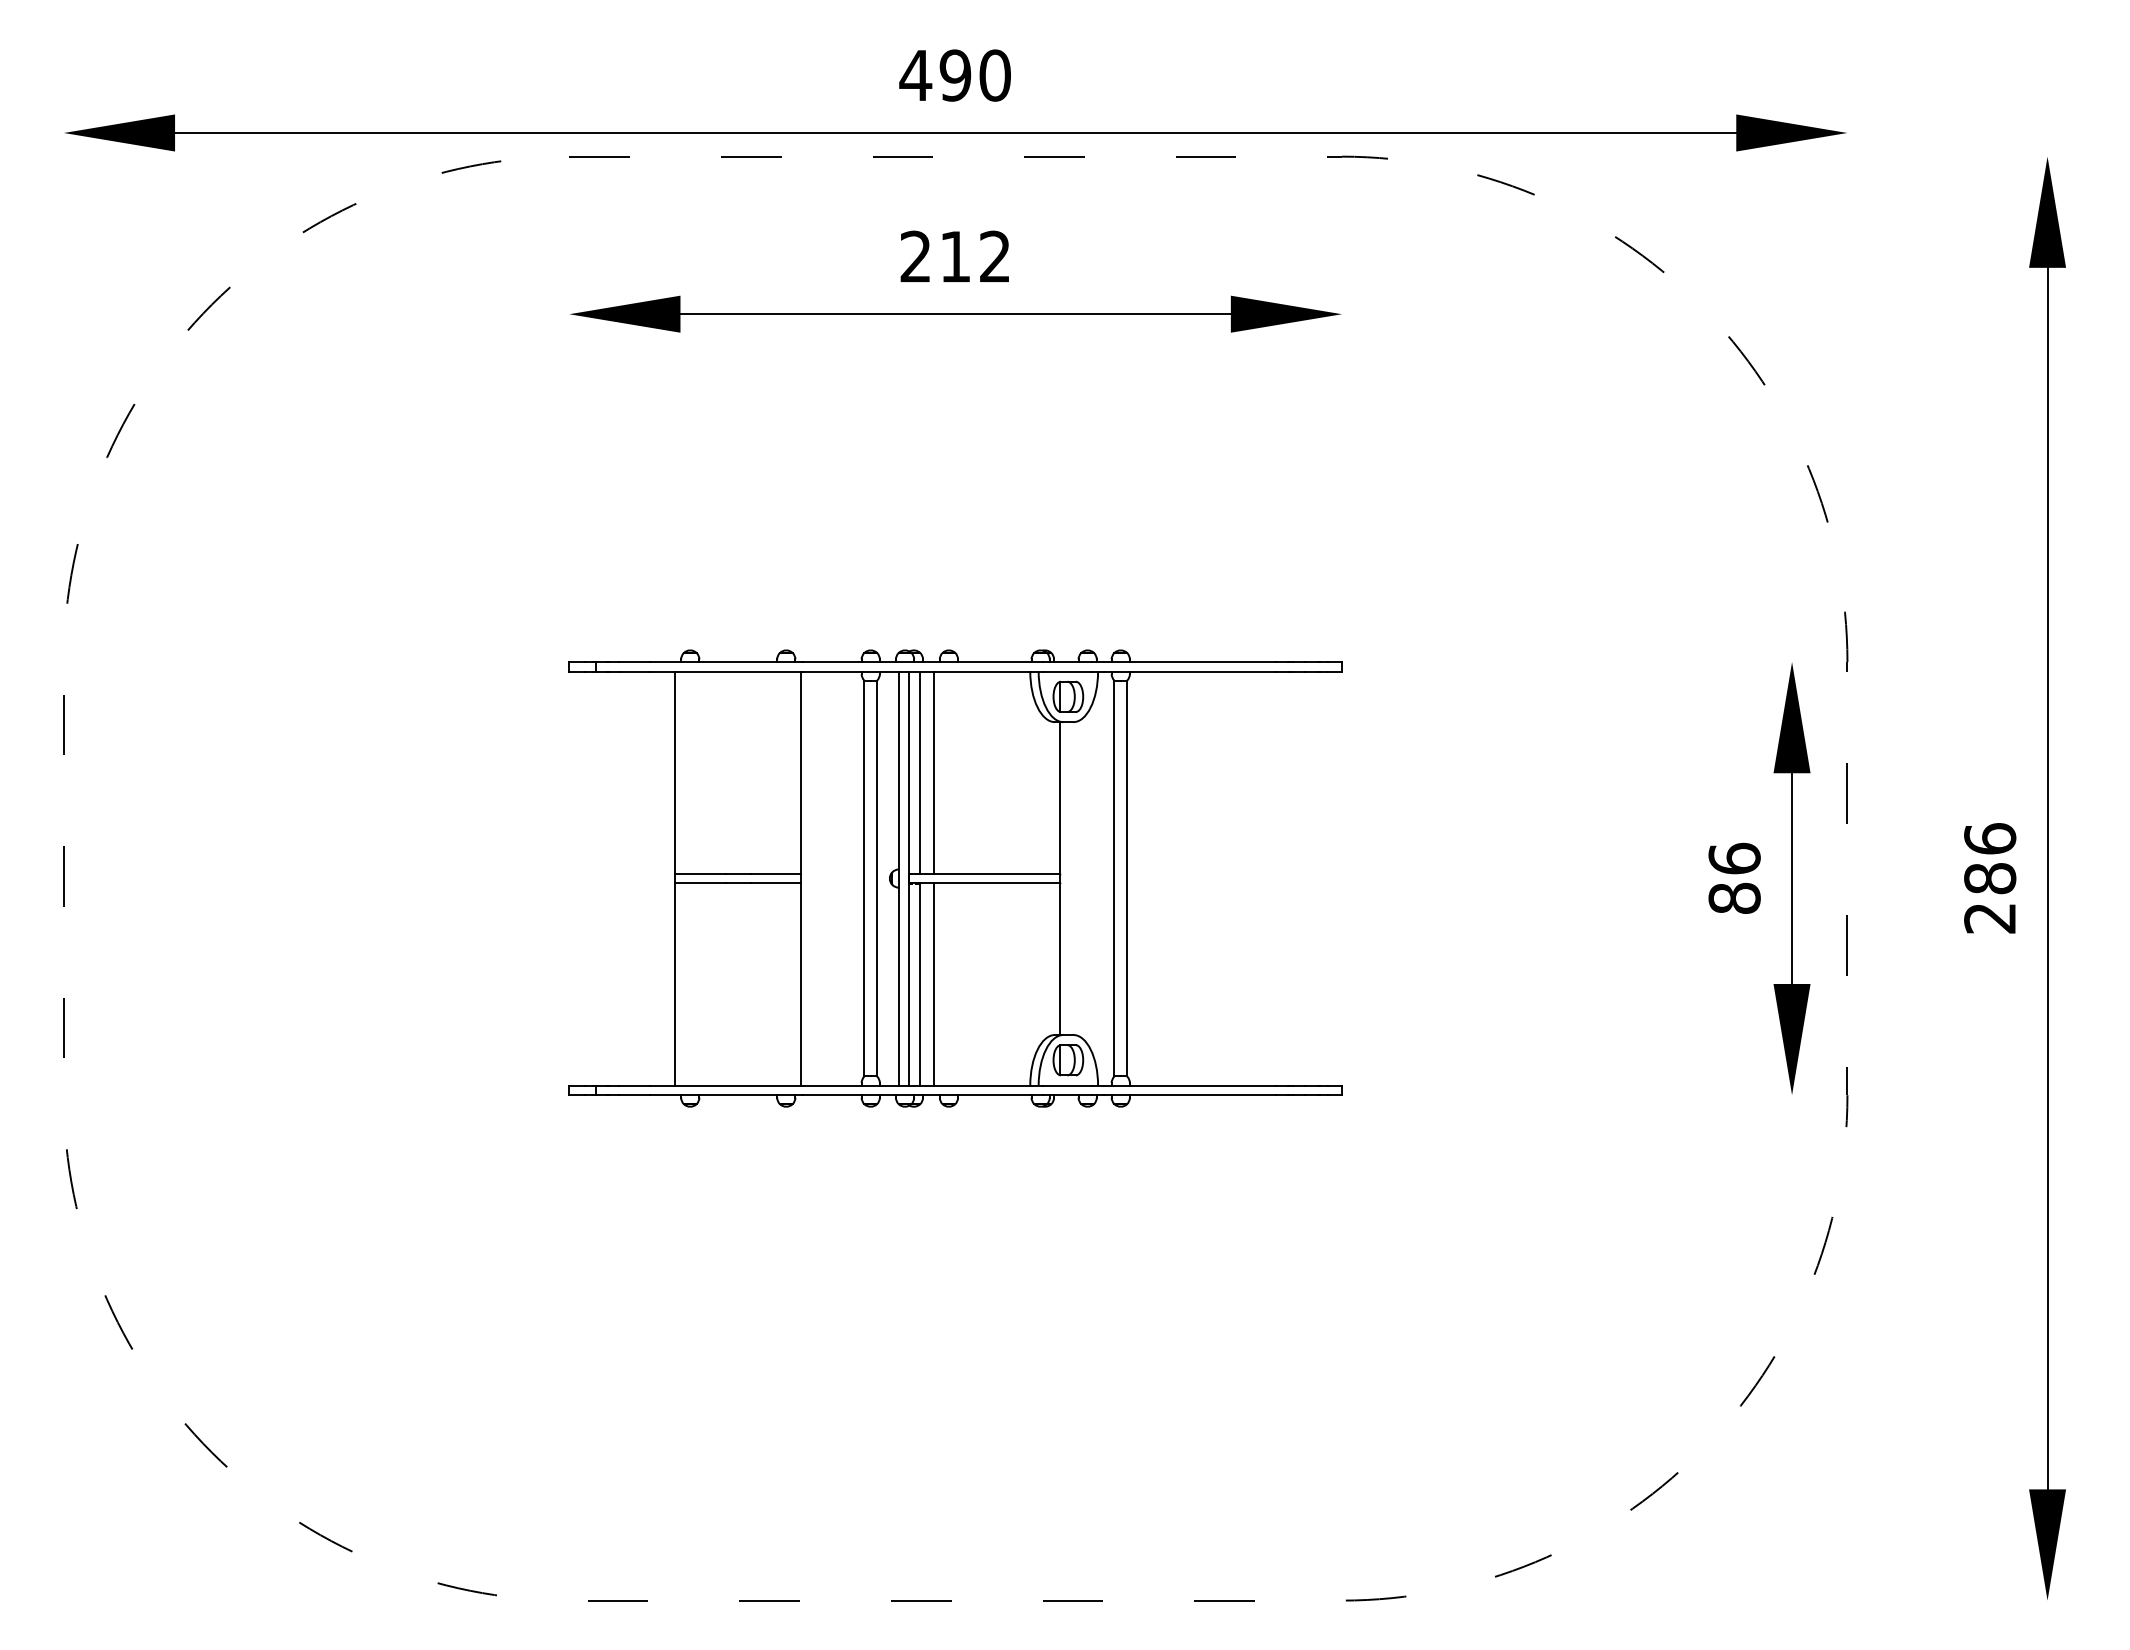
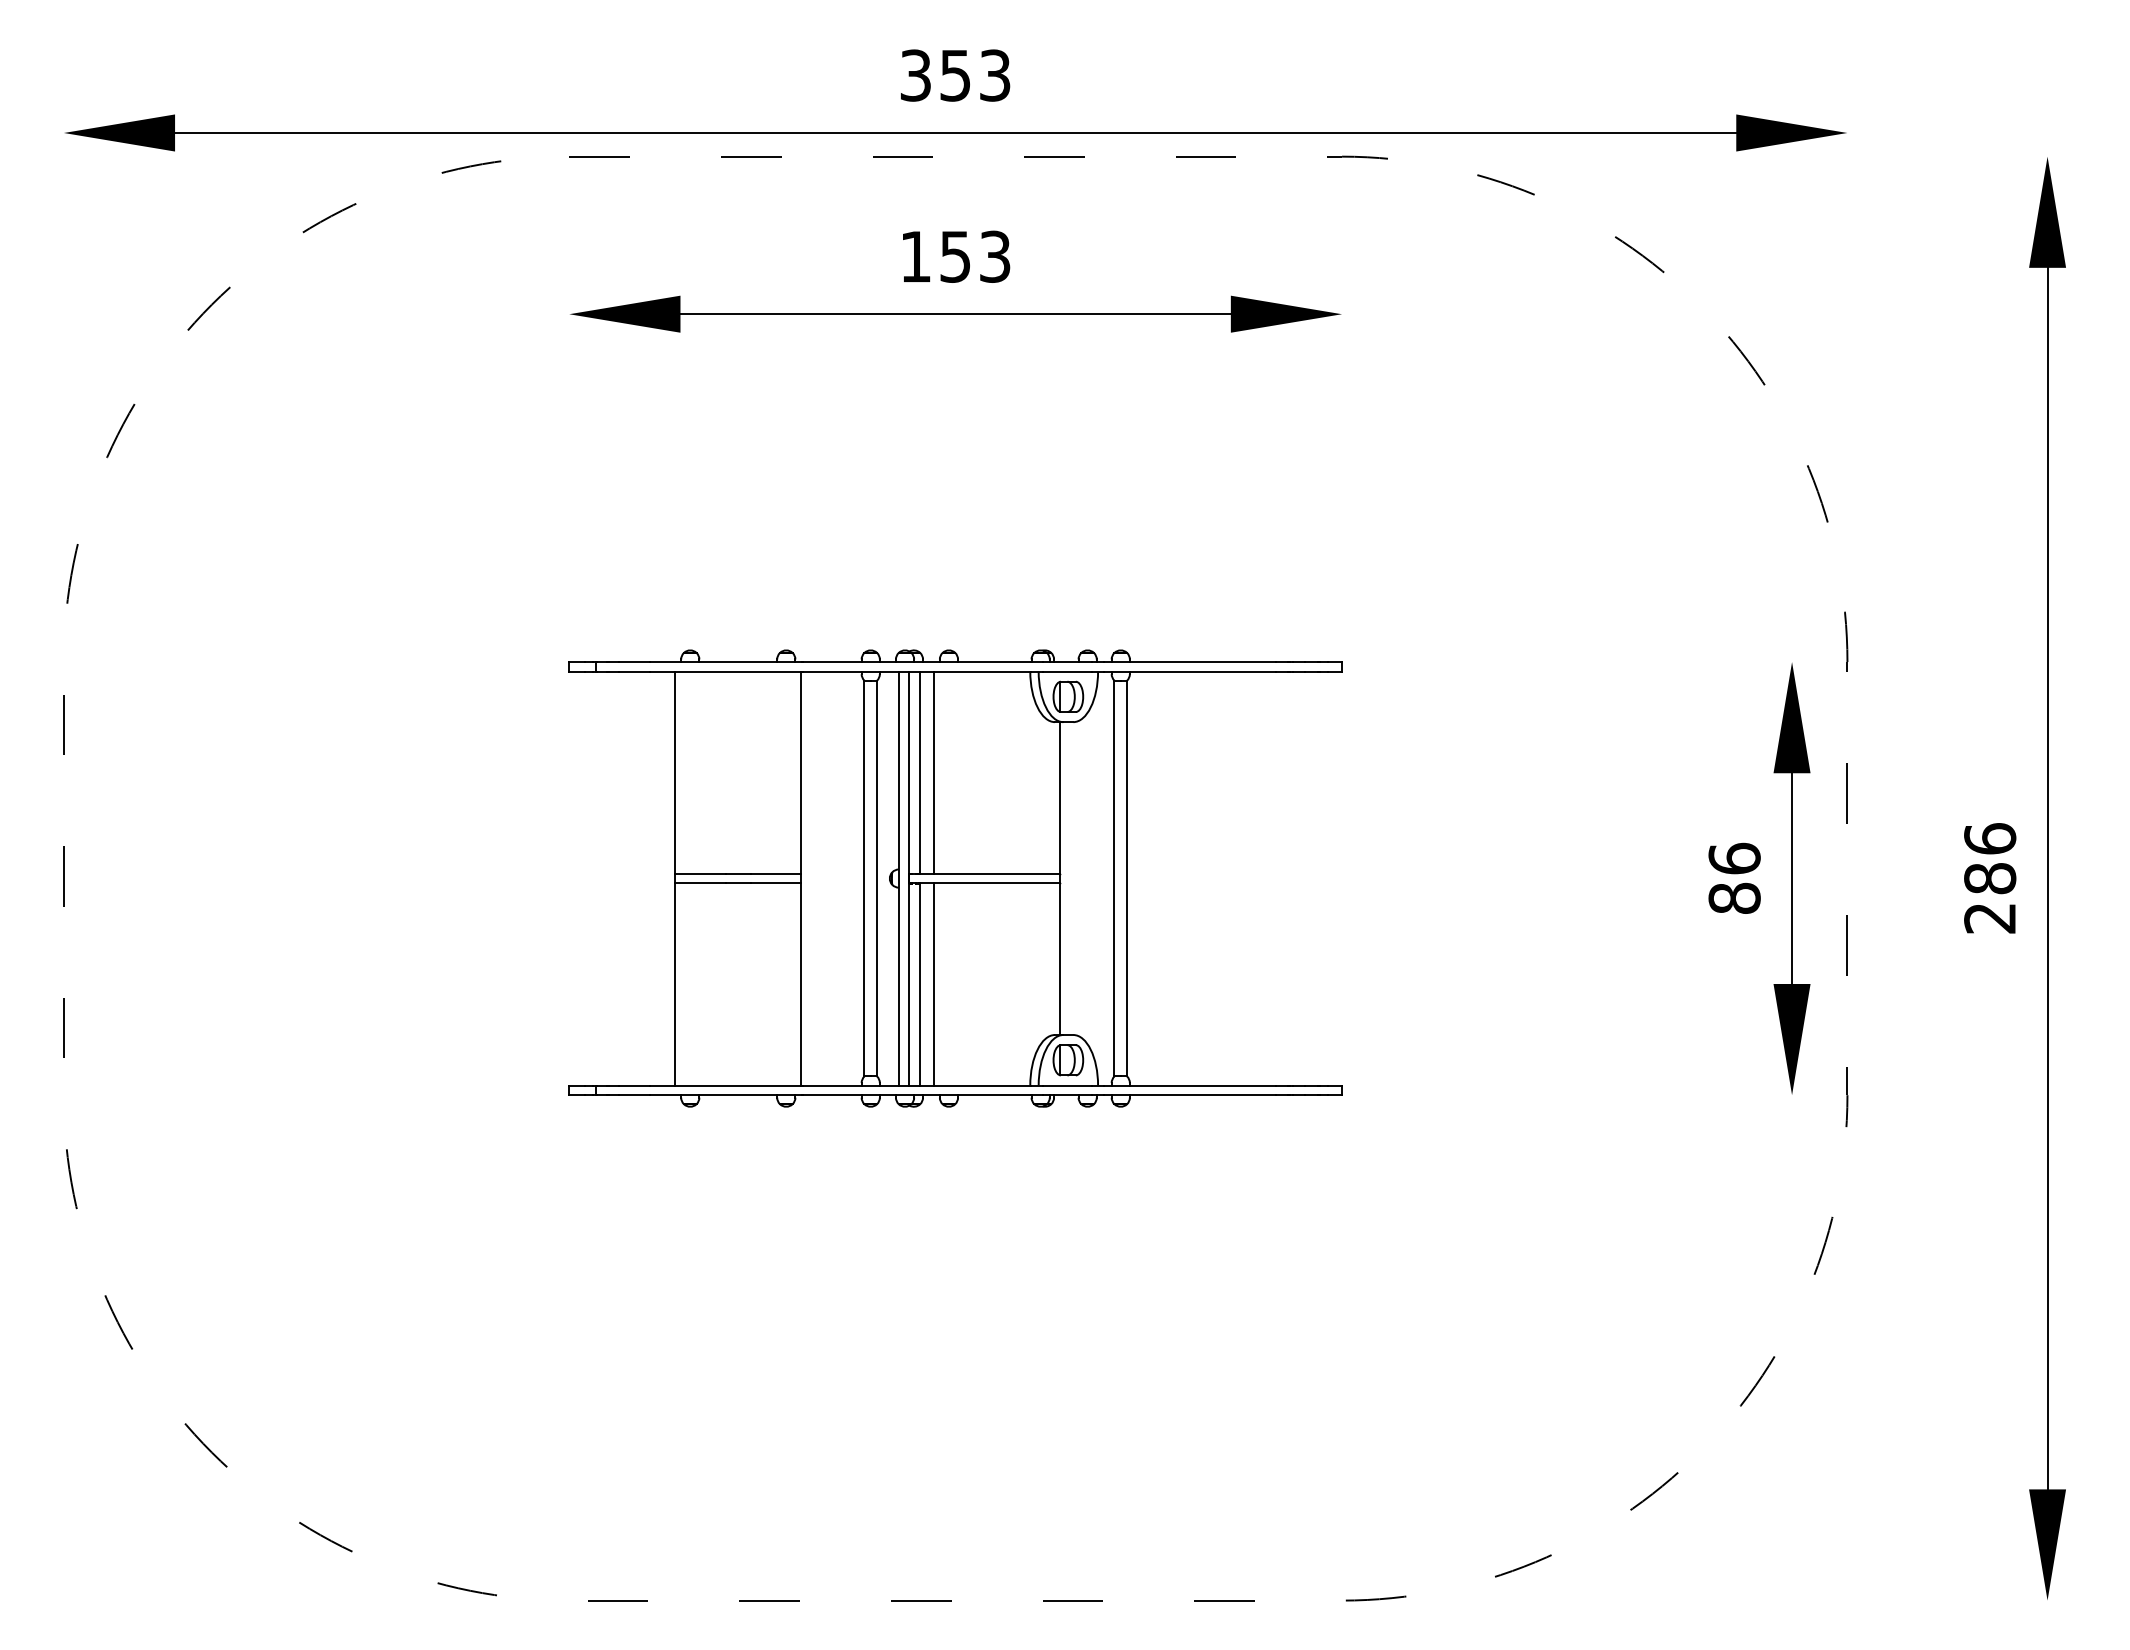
text: 490 -> 353 (954, 75)
text: 212 -> 153 (955, 256)
